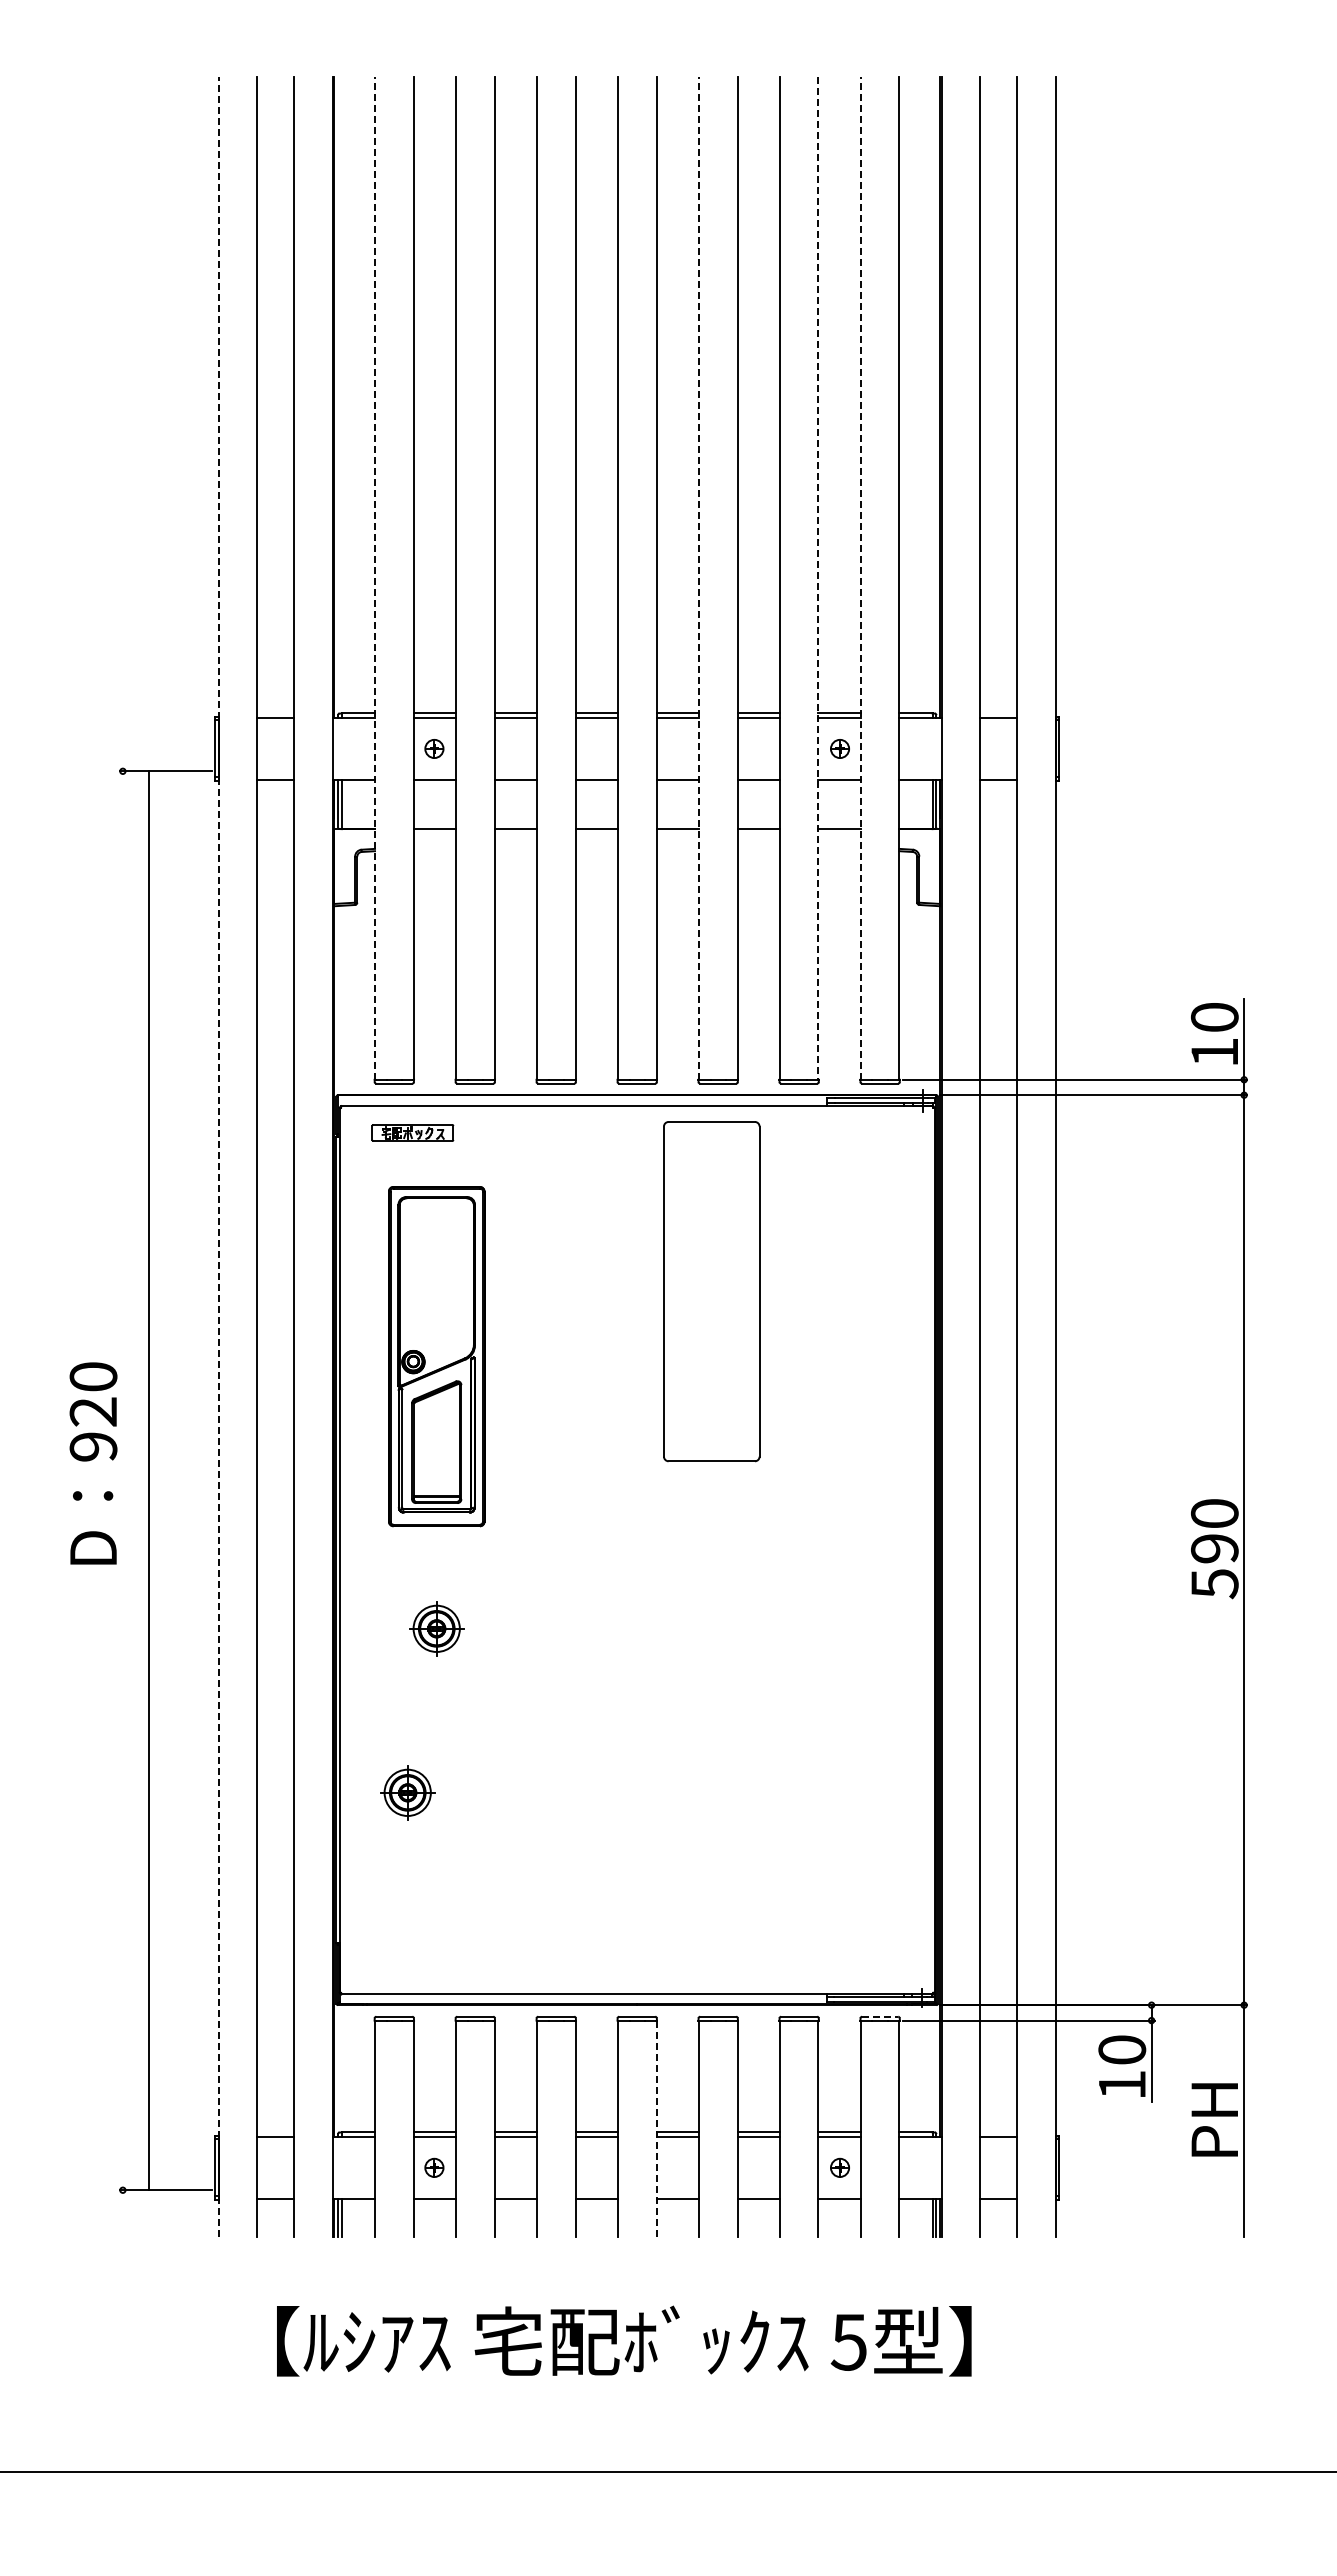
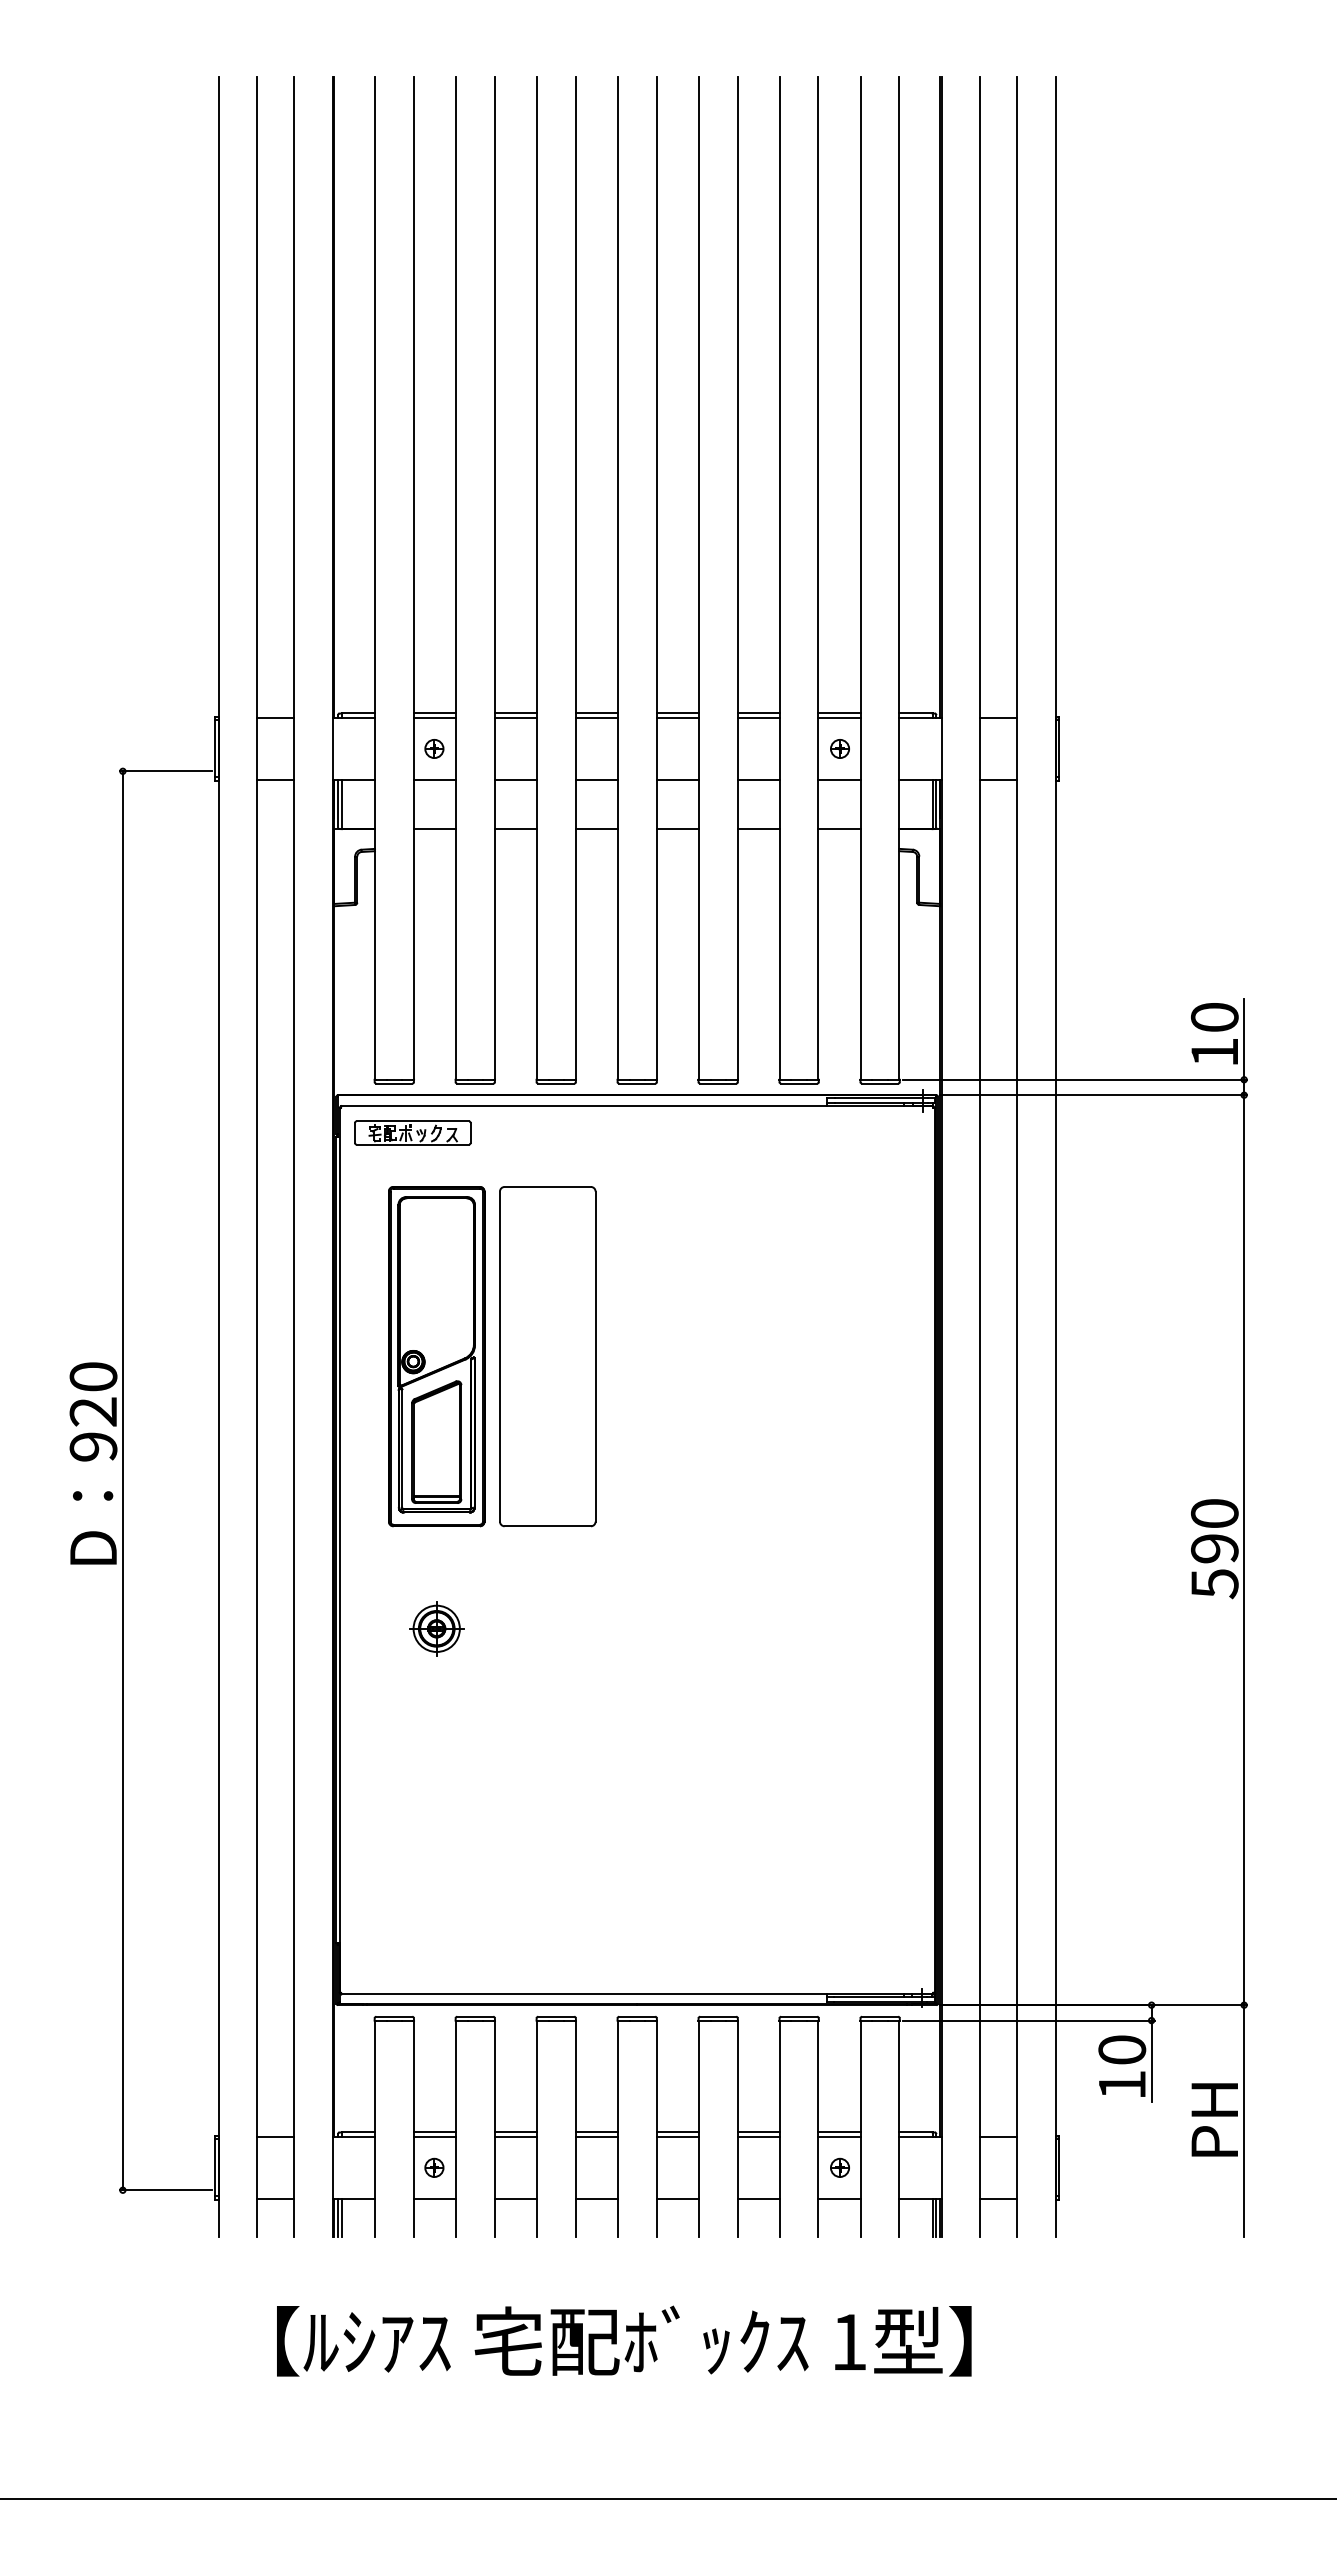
line: dashed -> solid (375, 578)
line: dashed -> solid (698, 578)
line: dashed -> solid (860, 578)
line: dashed -> solid (818, 579)
part size: 84x18 px -> 118x26 px (412, 1132)
line: dashed -> solid (218, 1156)
part position: (711, 1291) -> (547, 1356) (547, 1356)
line position: (148, 1480) -> (122, 1480) (122, 1480)
part: present -> none (407, 1792)
line: dashed -> solid (880, 2016)
line: dashed -> solid (656, 2128)
text: 5 -> 1 (848, 2342)
line position: (667, 2471) -> (667, 2498) (667, 2498)
